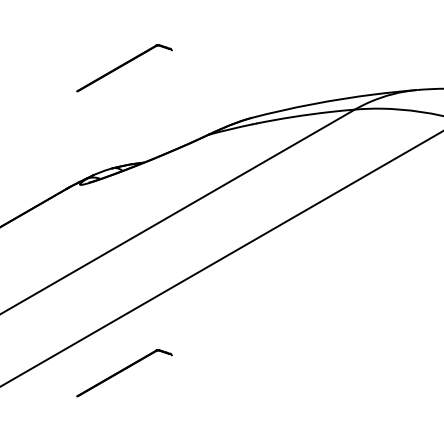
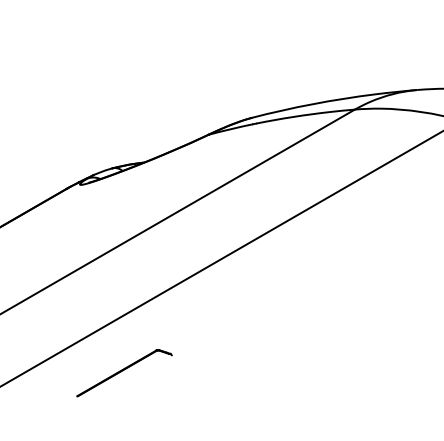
part: present -> none (124, 68)
